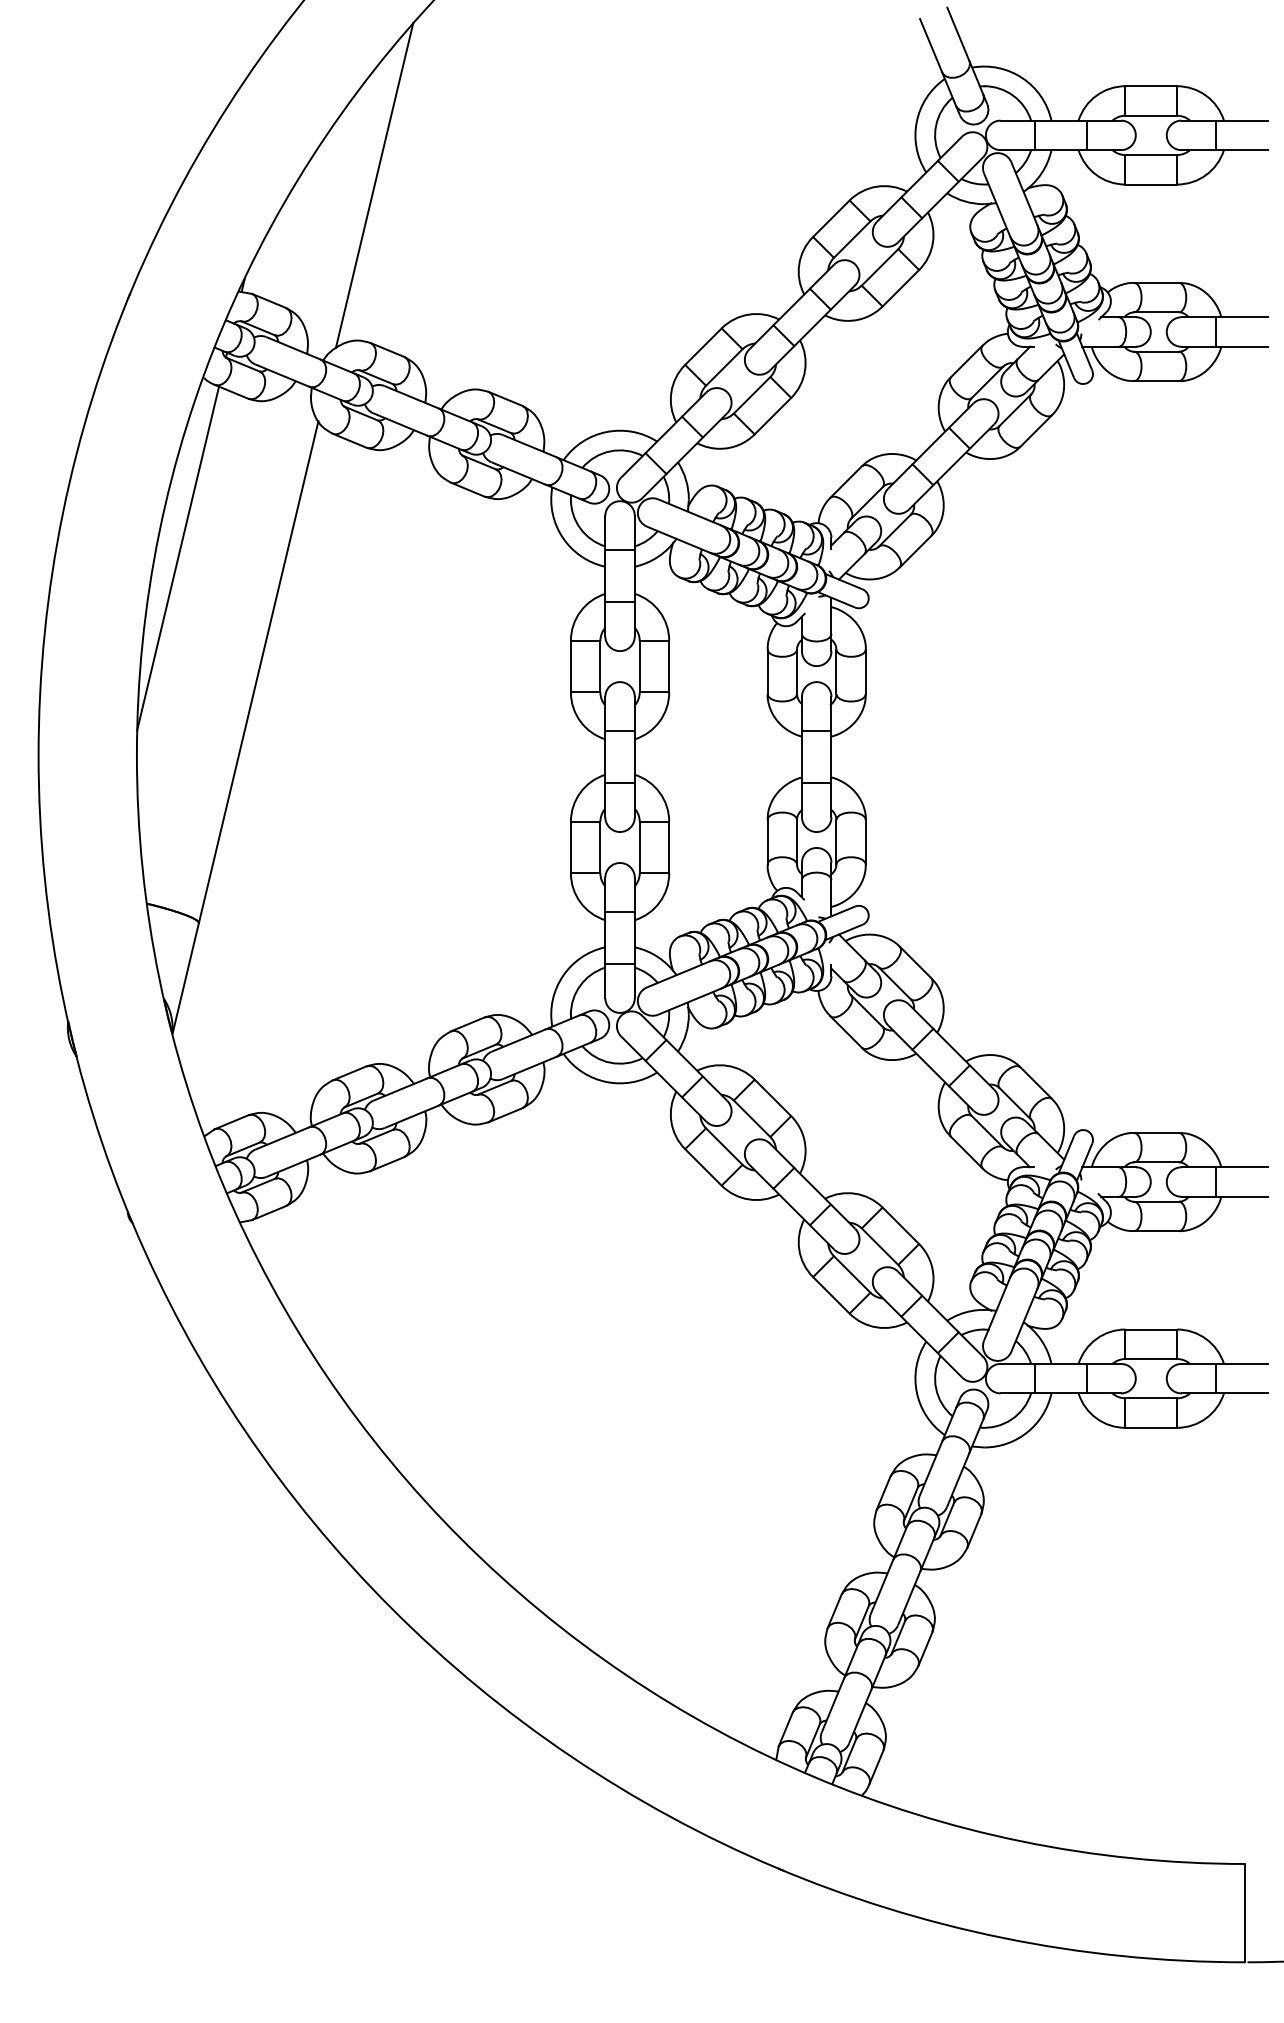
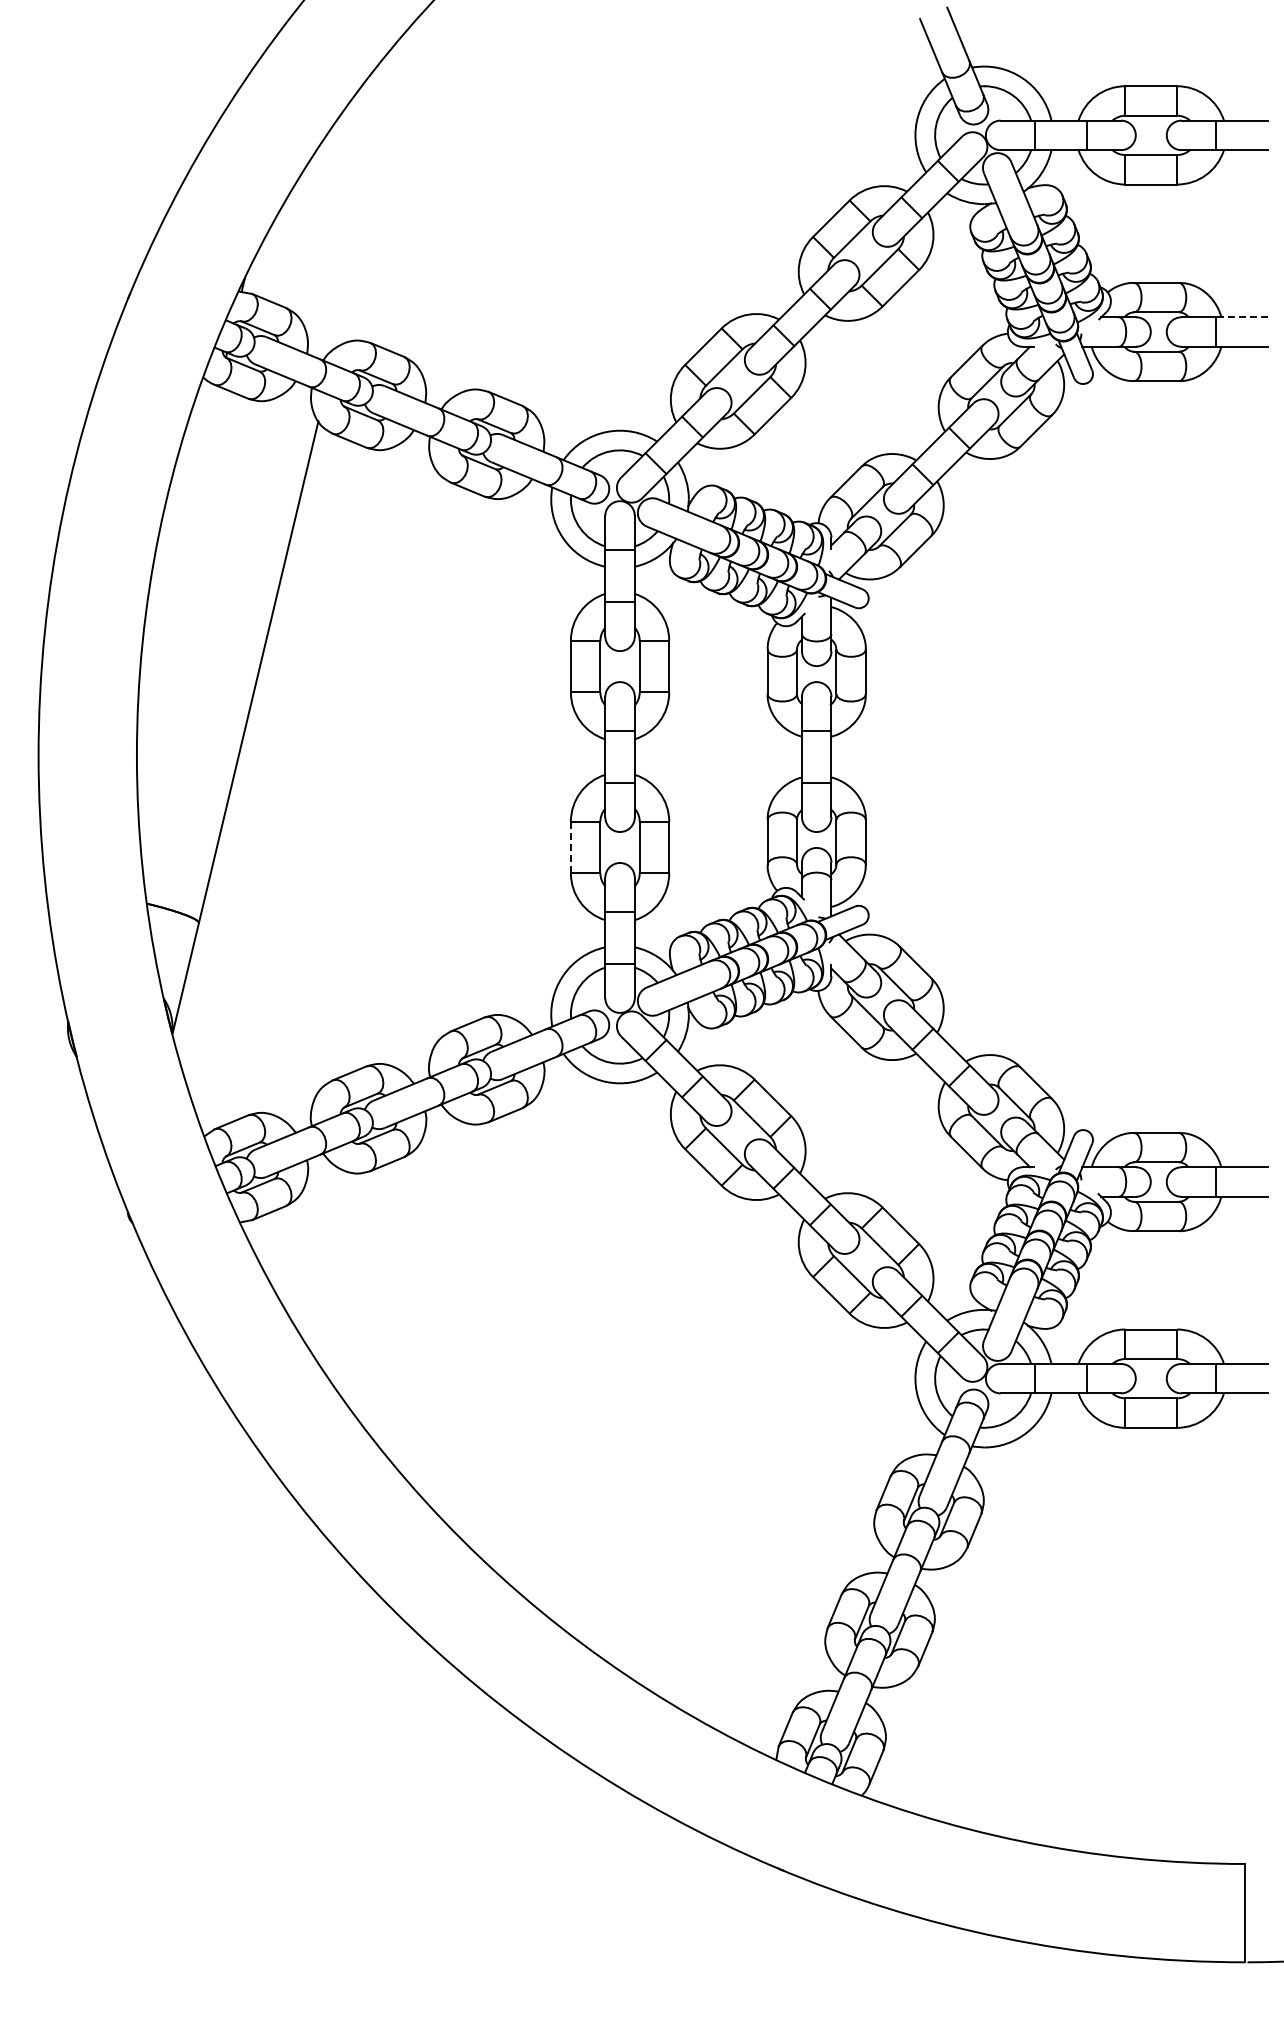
line: present -> none (374, 185)
line: solid -> dashed (1241, 317)
line: present -> none (178, 558)
line: solid -> dashed (570, 847)
